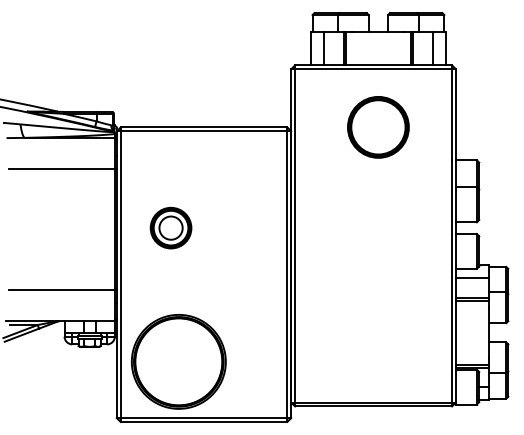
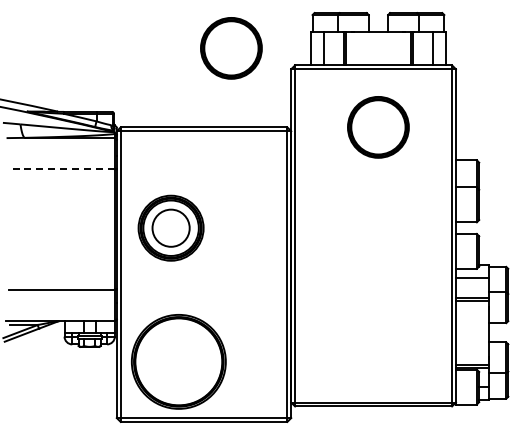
part: none -> present (231, 48)
line: solid -> dashed (61, 169)
part size: 44x44 px -> 68x68 px (170, 227)
